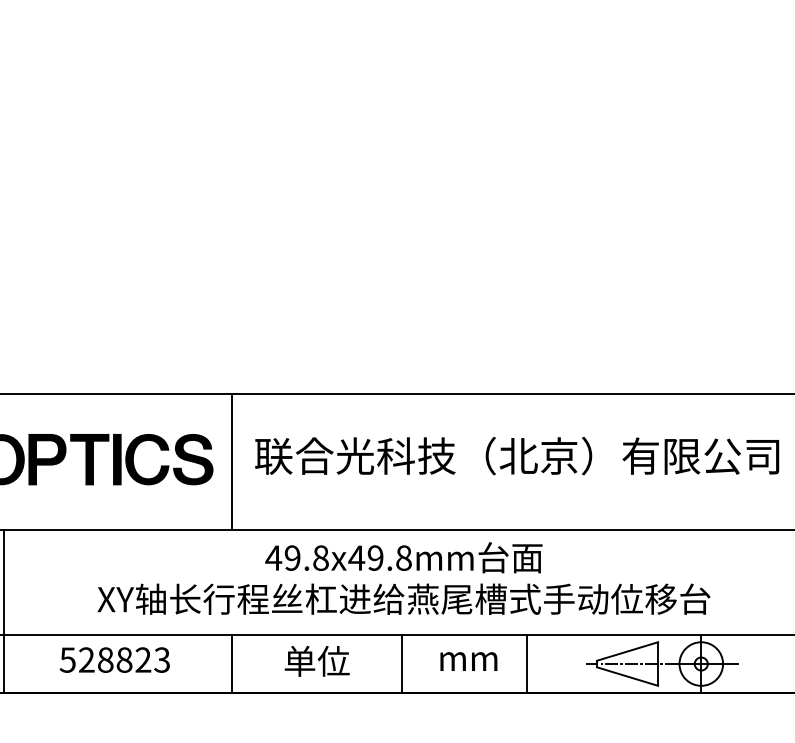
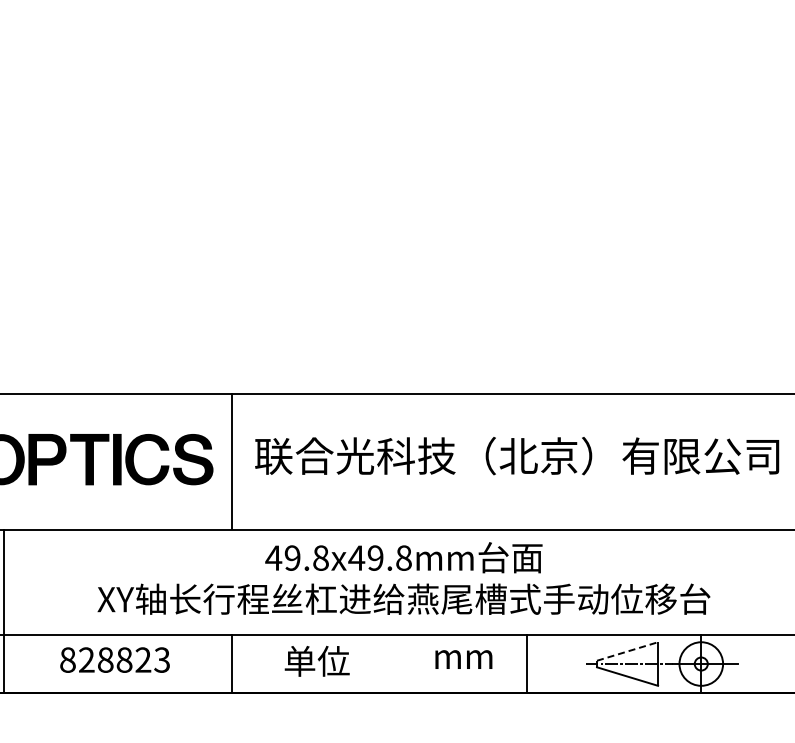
line: solid -> dashed (627, 651)
text: 528823 -> 828823 (67, 659)
text position: (468, 661) -> (463, 659) (463, 659)
line: present -> none (402, 663)
